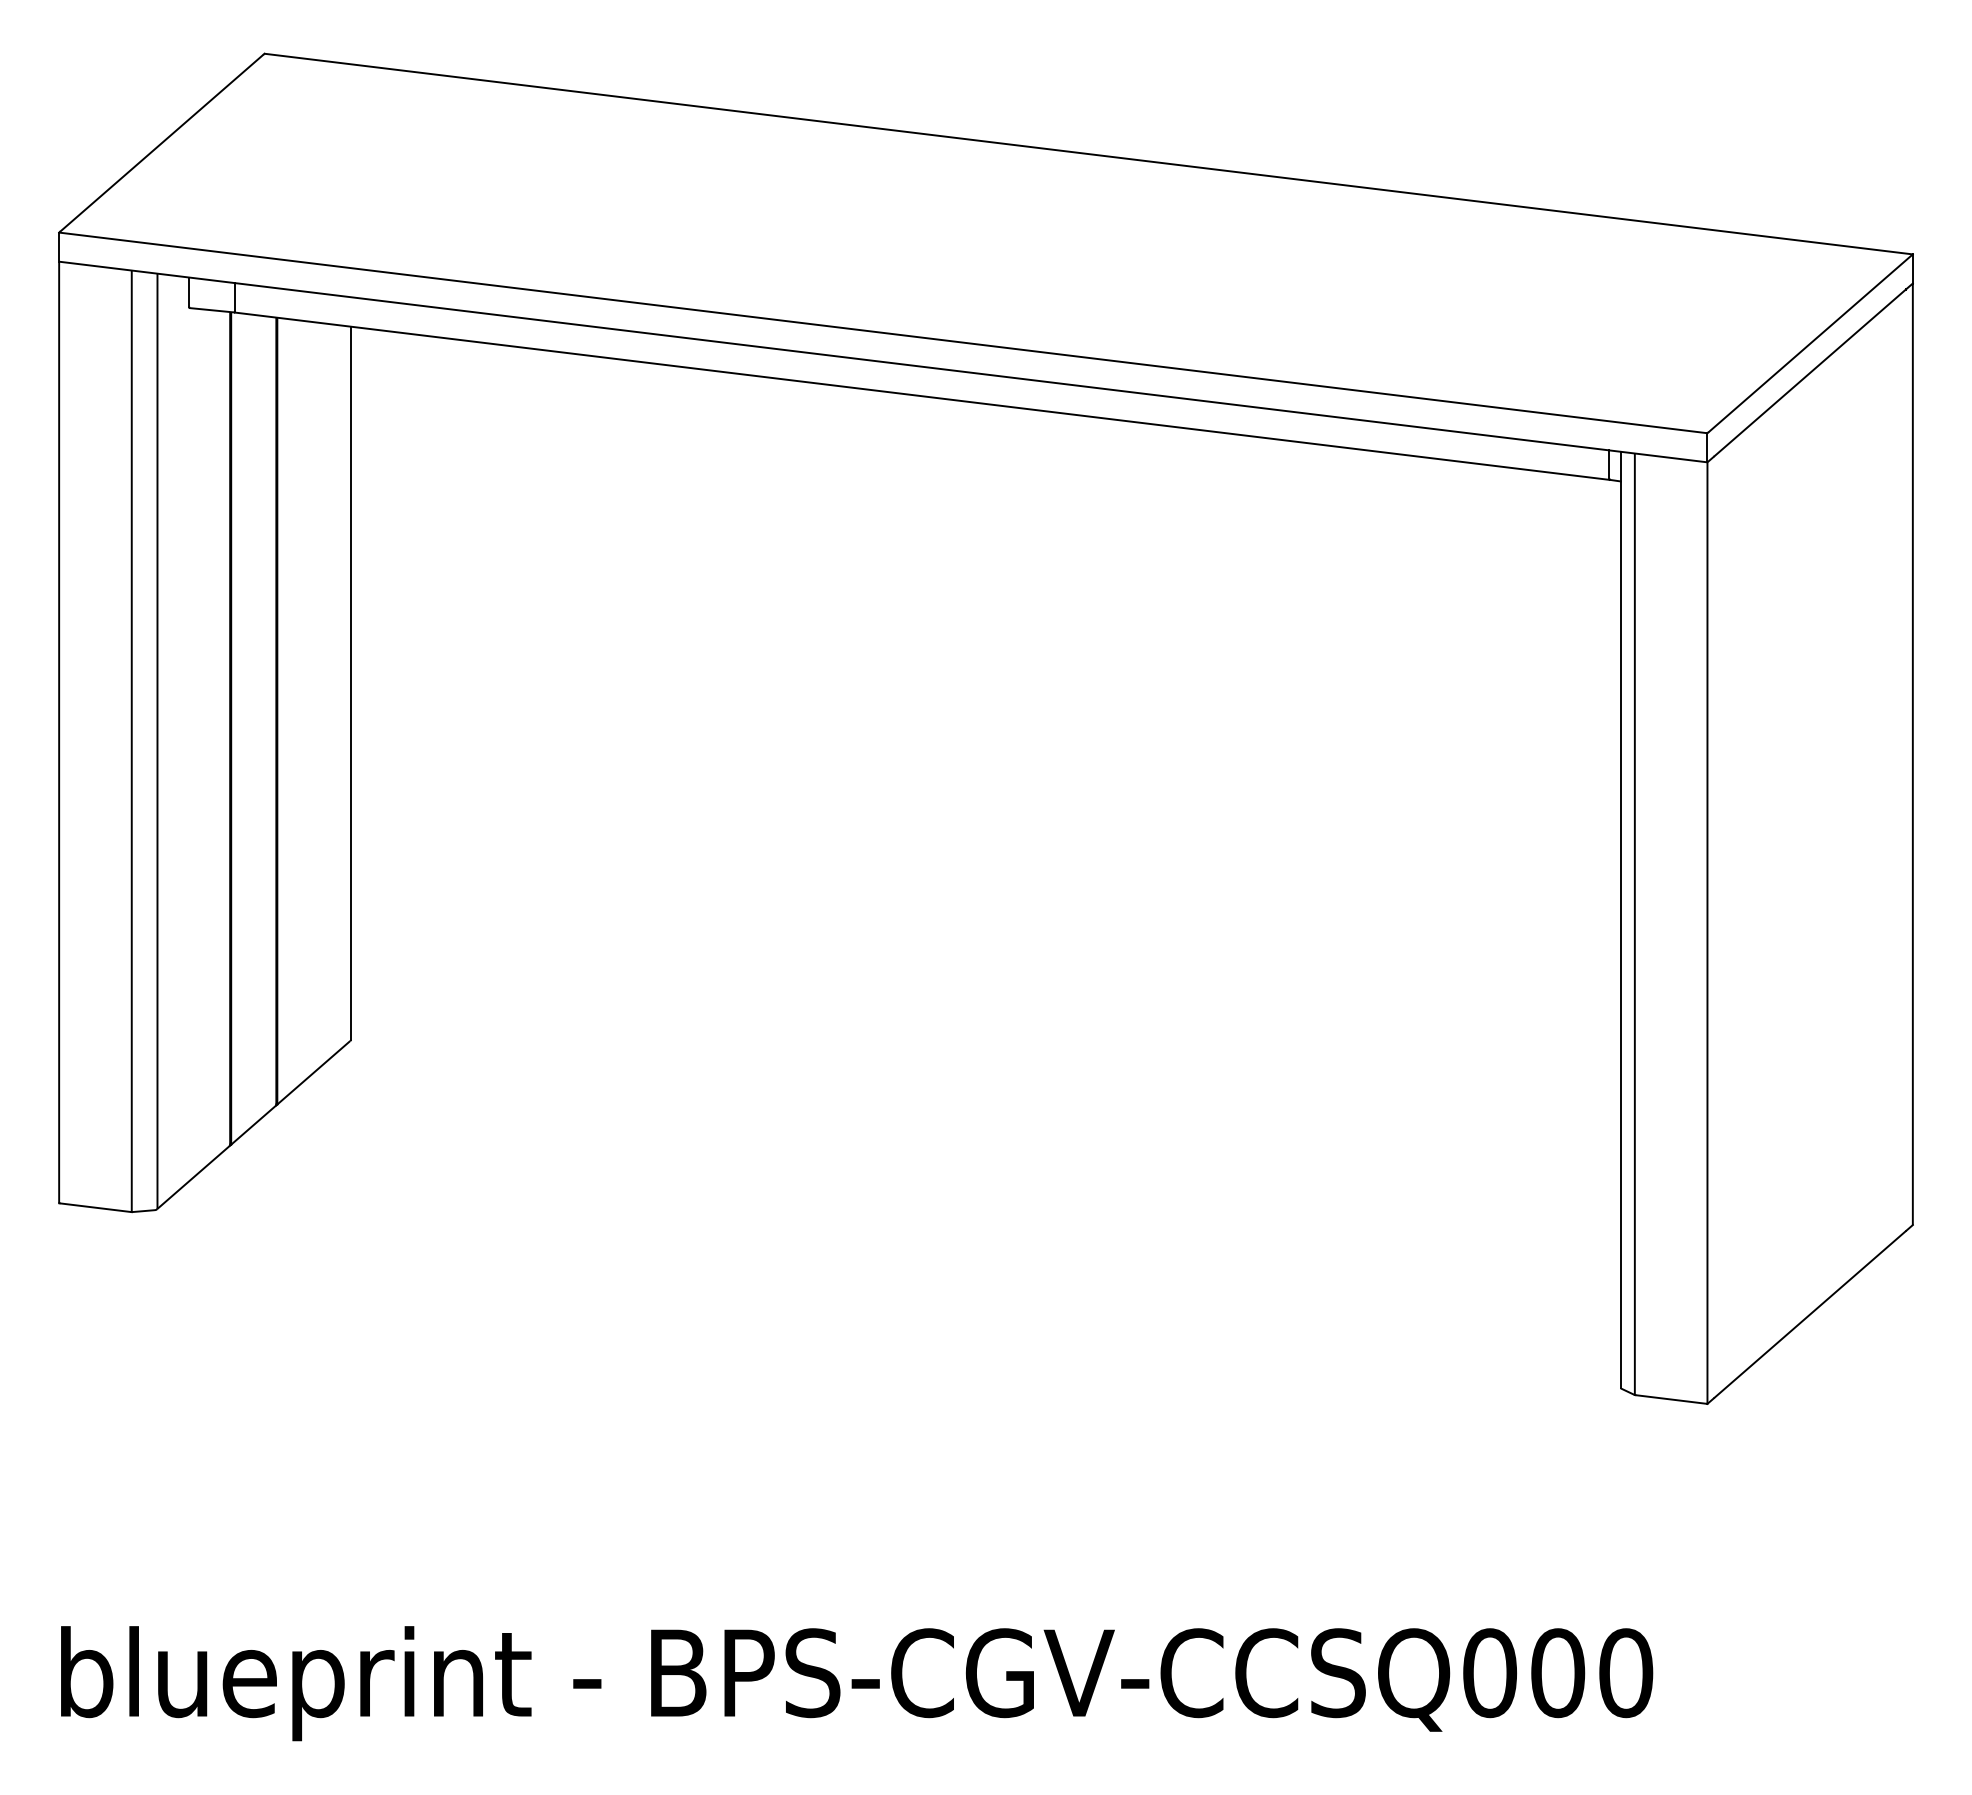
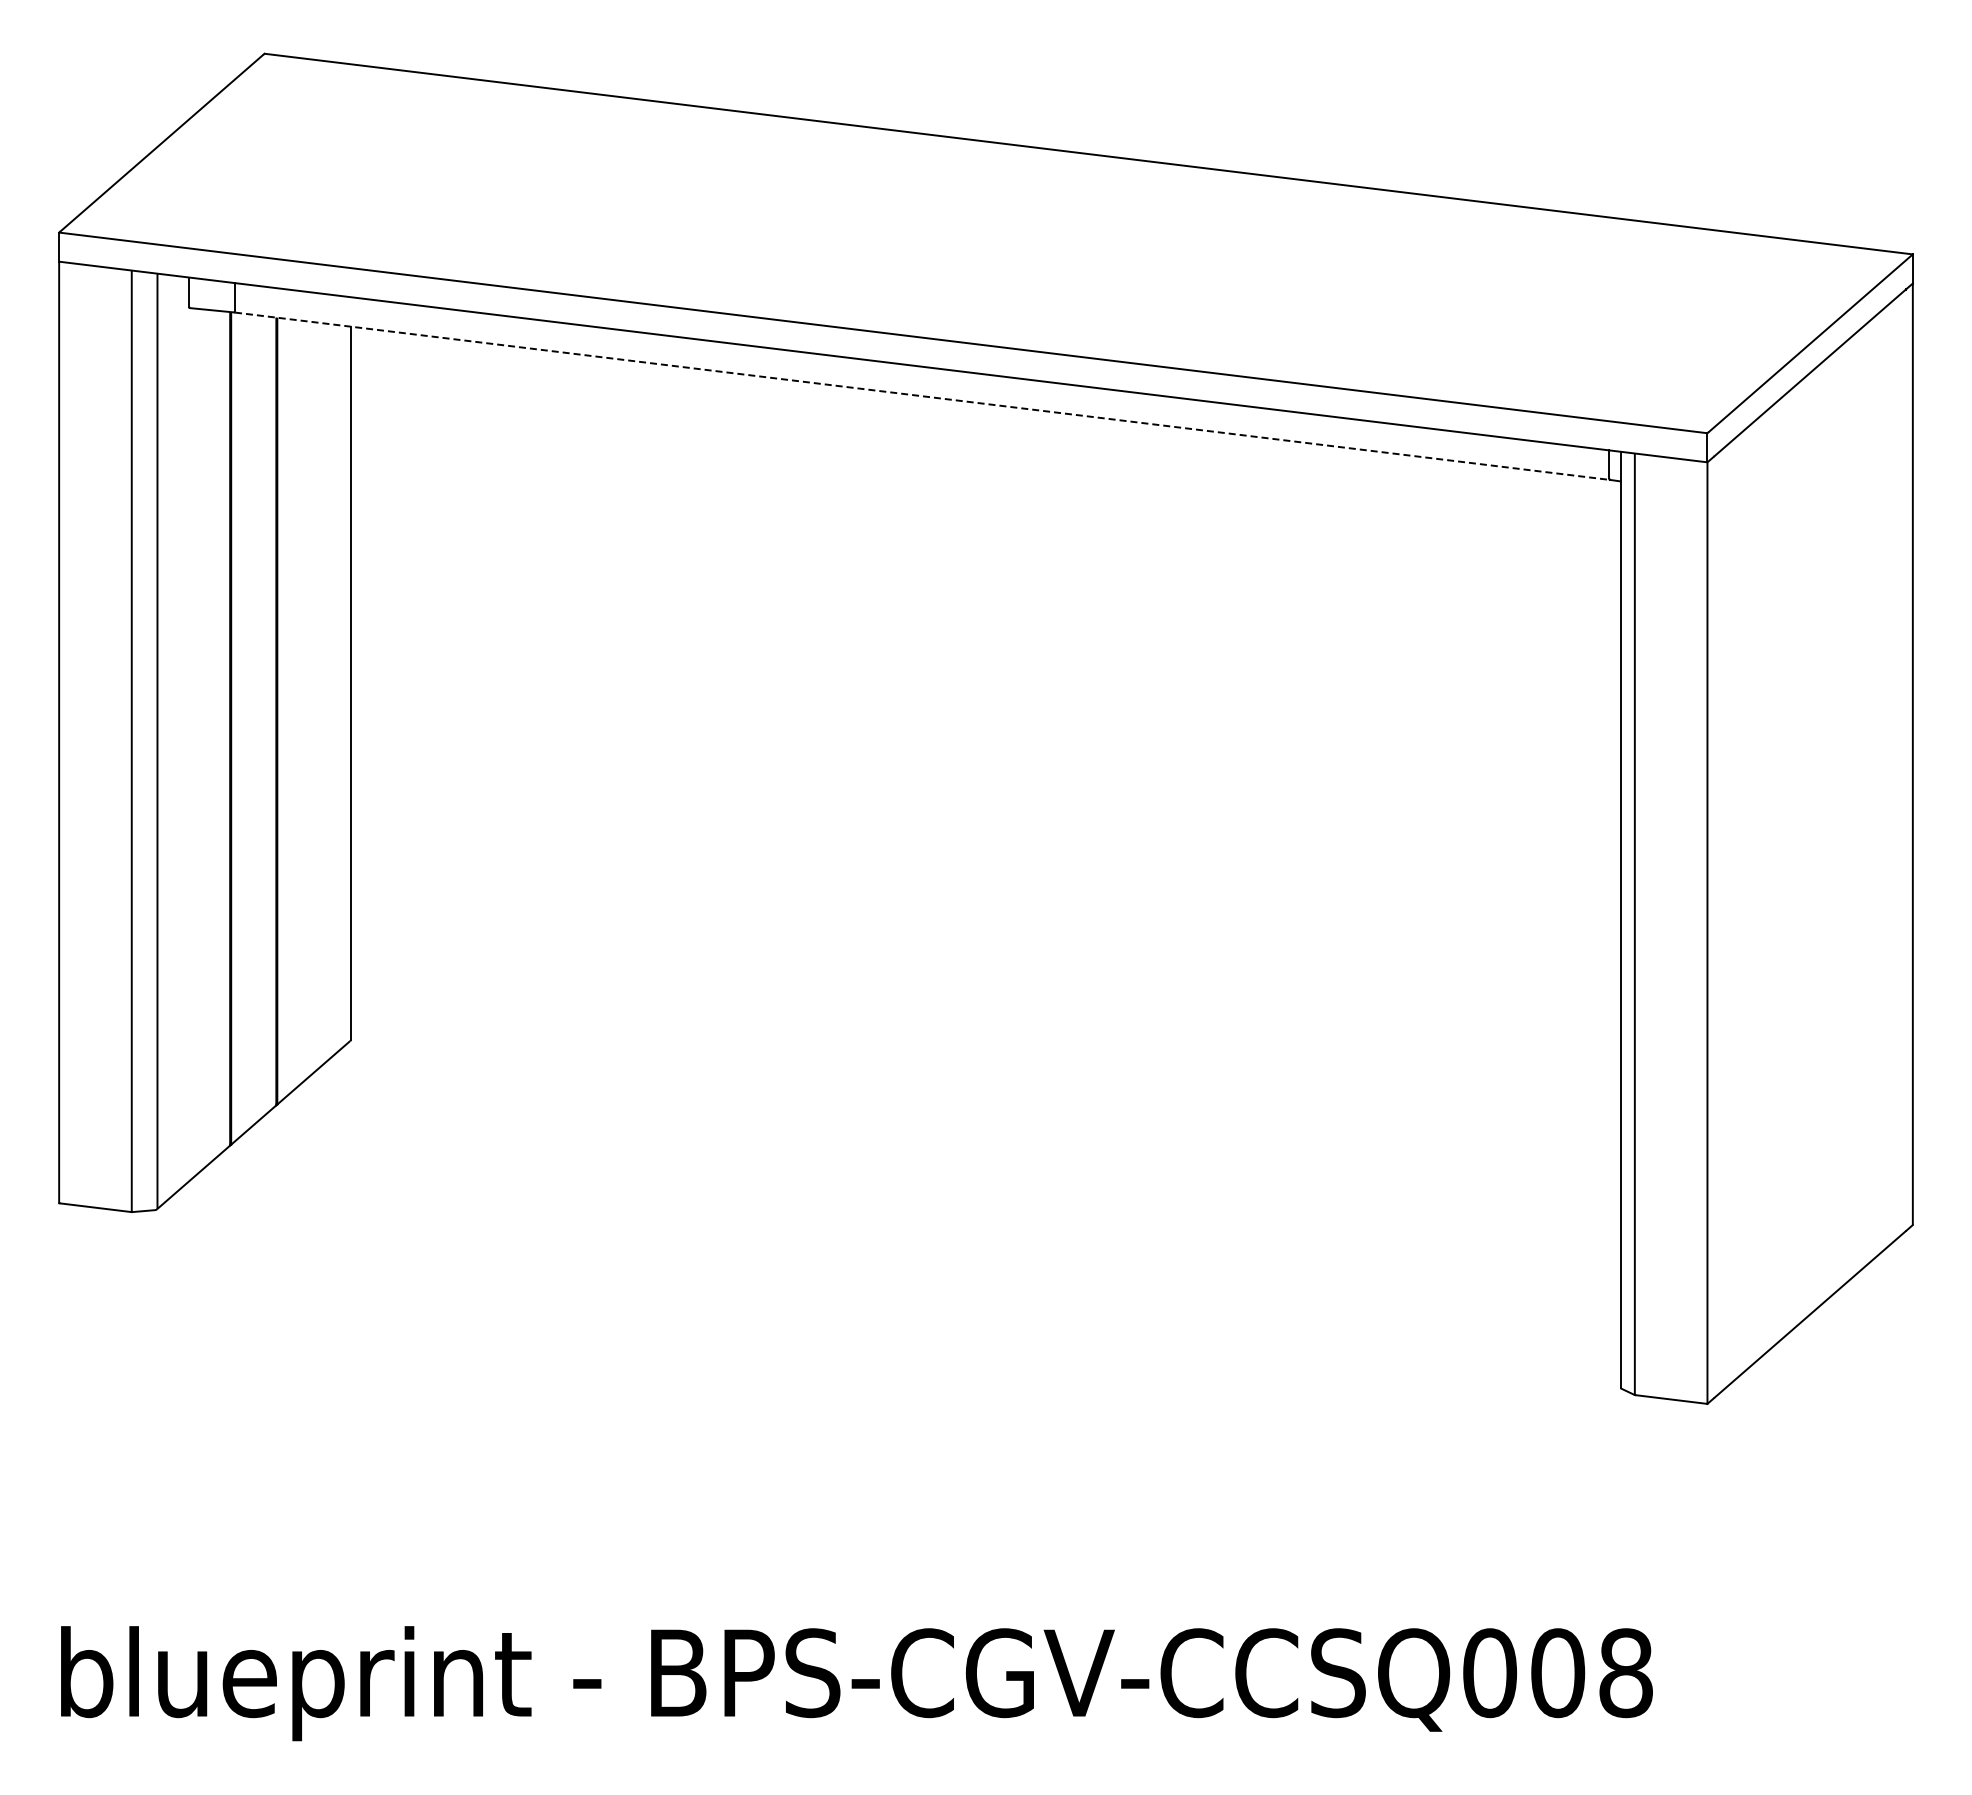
line: solid -> dashed (922, 396)
text: BPS-CGV-CCSQ000 -> BPS-CGV-CCSQ008 (1626, 1672)
